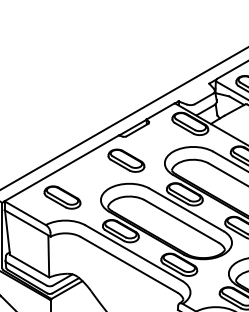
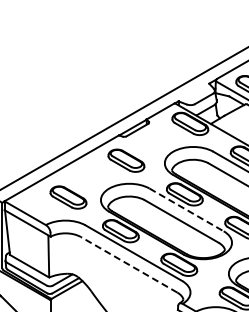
part position: (62, 197) -> (68, 197) (68, 197)
line: solid -> dashed (186, 209)
line: solid -> dashed (129, 264)
